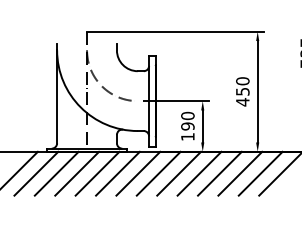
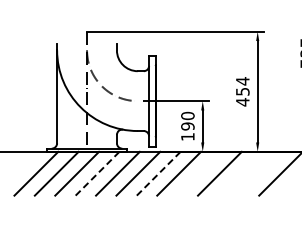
text: 450 -> 454 (242, 81)
line: present -> none (19, 169)
line: solid -> dashed (97, 173)
line: solid -> dashed (158, 173)
line: present -> none (199, 173)
line: present -> none (240, 173)
line: present -> none (260, 173)
